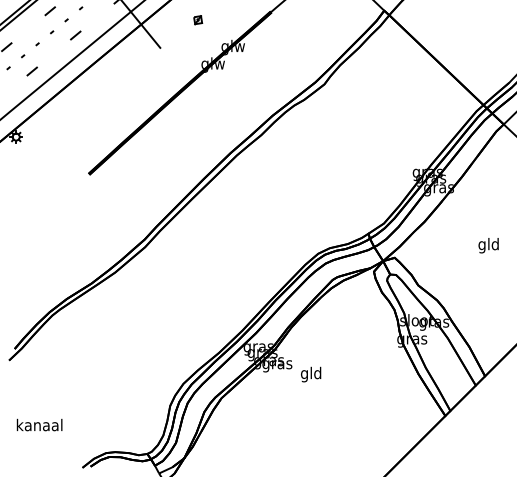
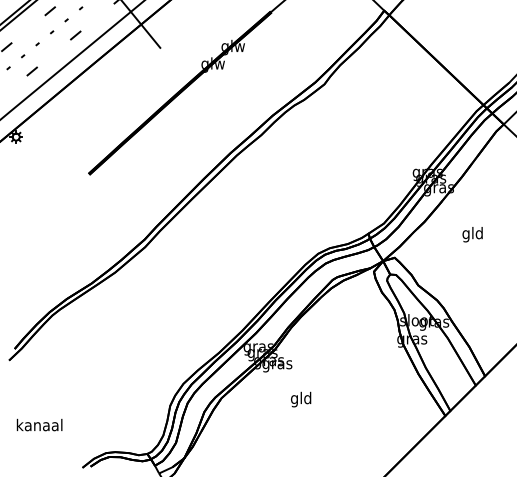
part: present -> none (198, 20)
text position: (488, 245) -> (472, 234) (472, 234)
text position: (311, 374) -> (301, 399) (301, 399)
